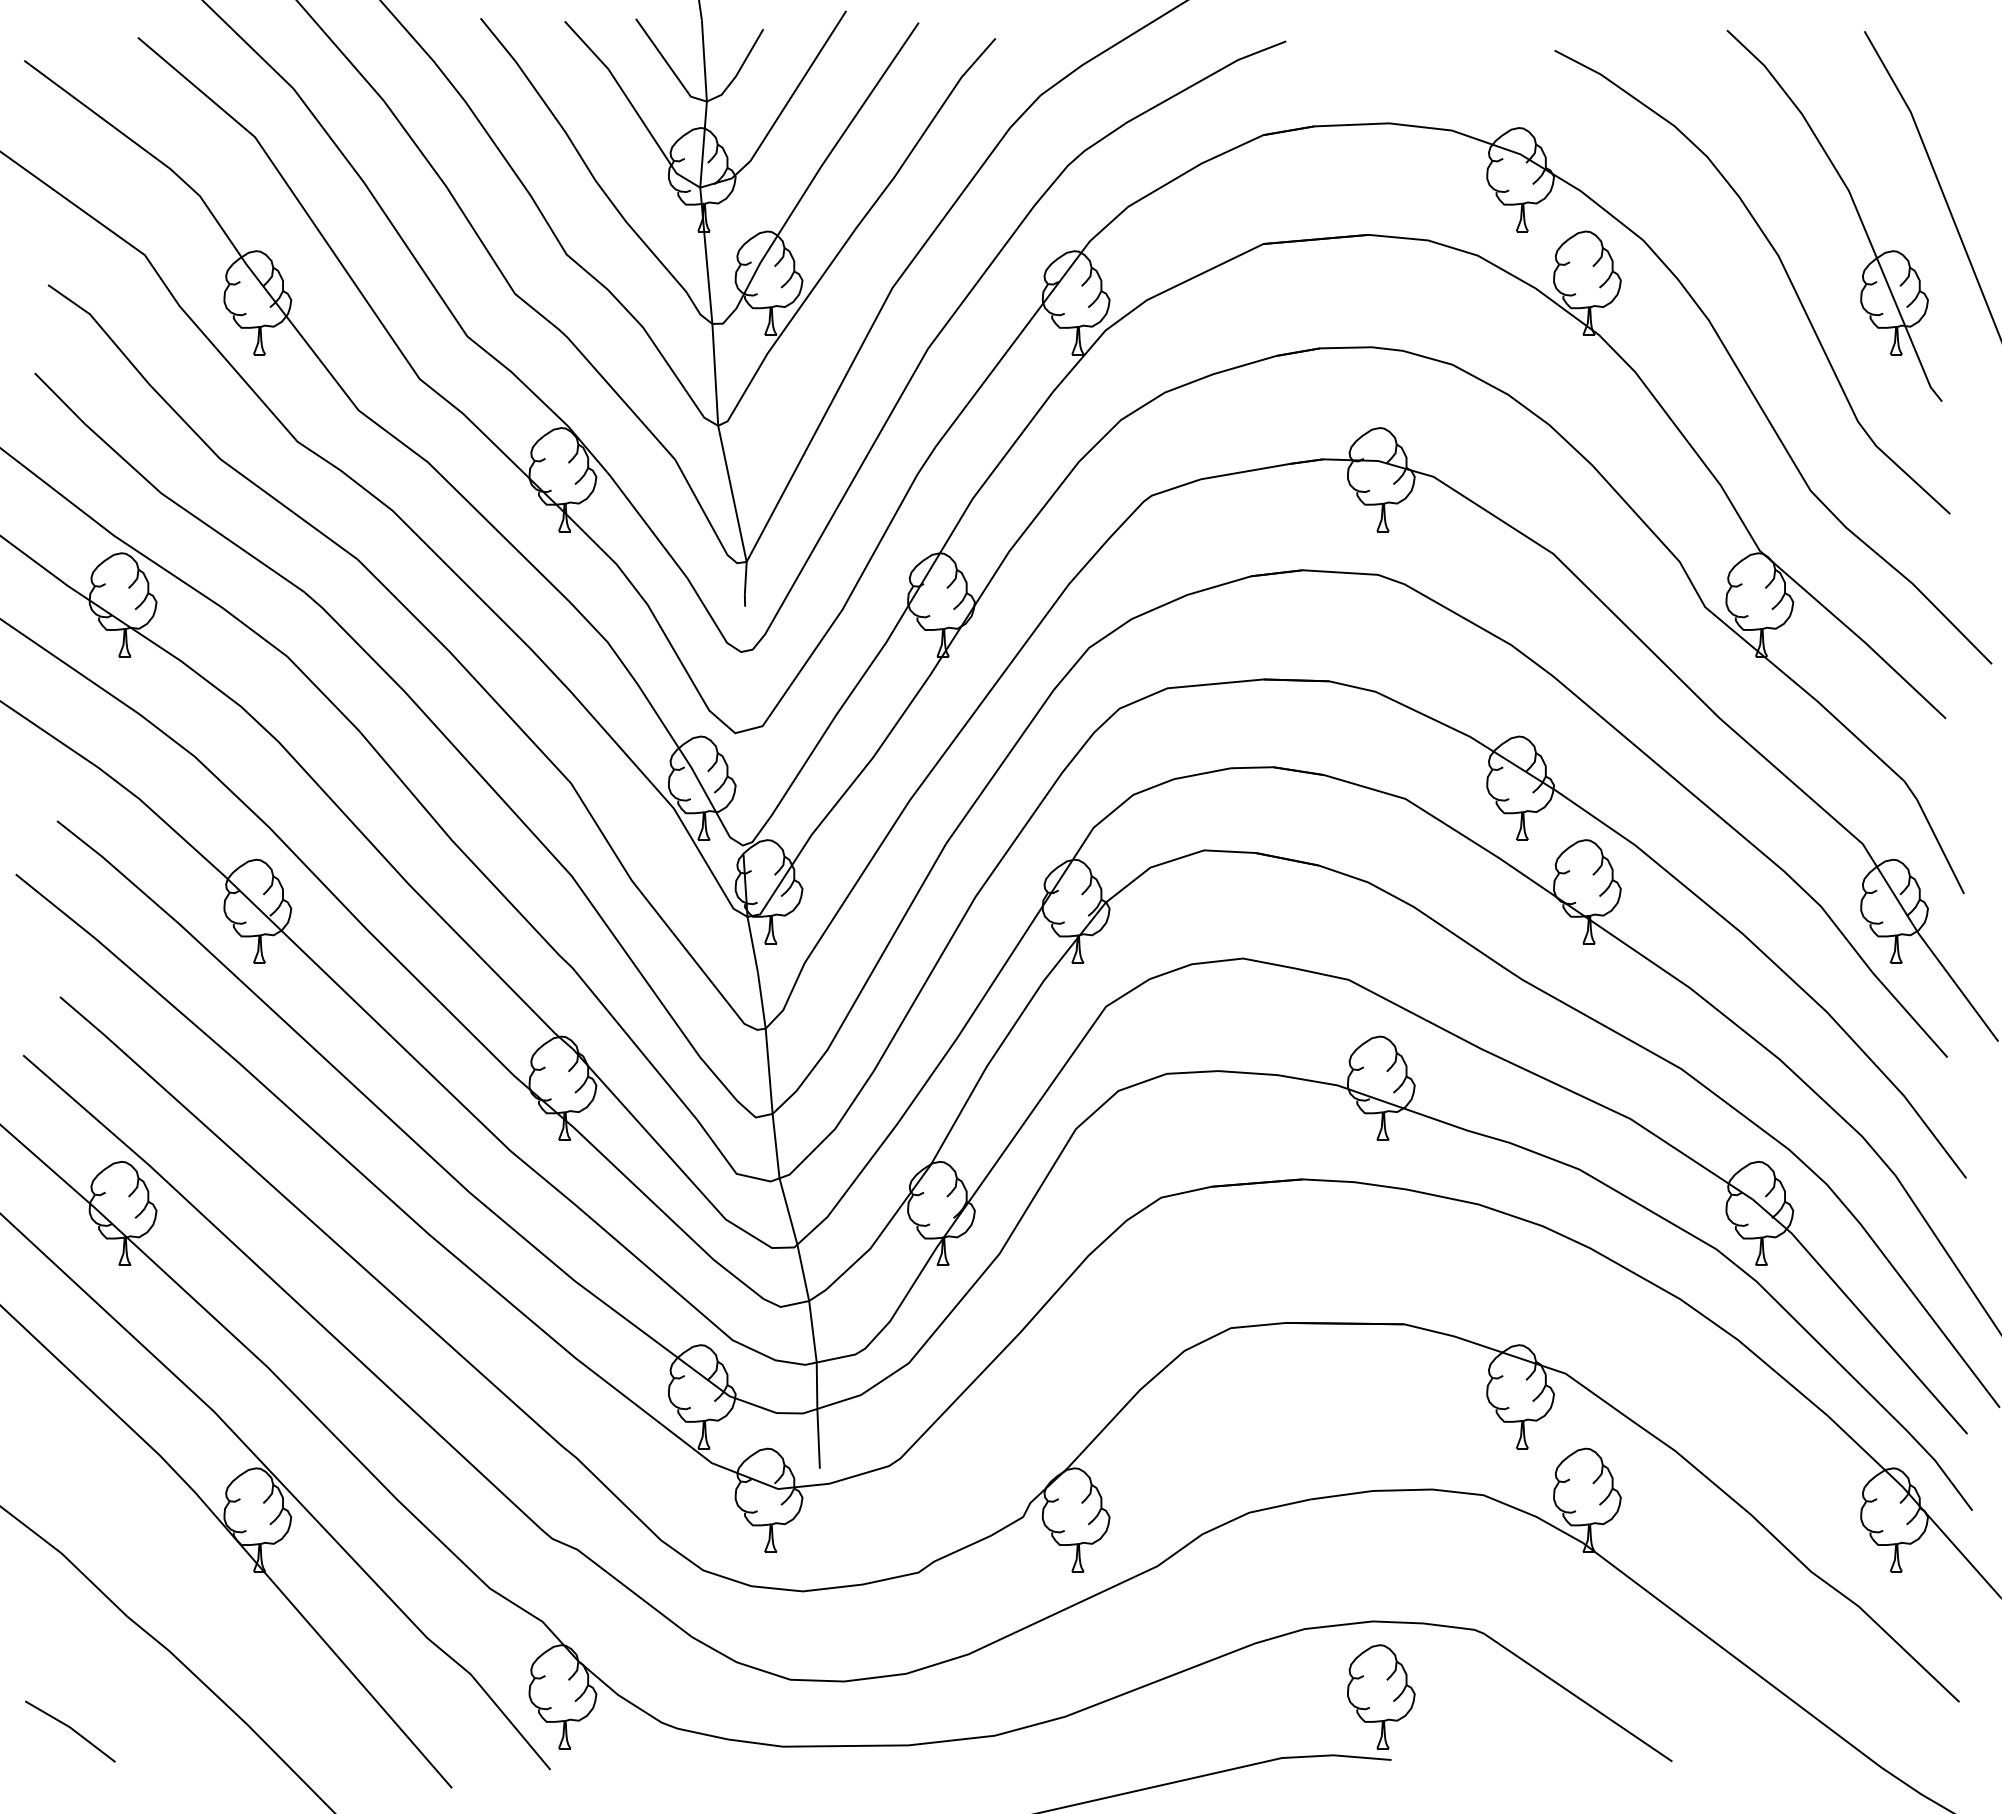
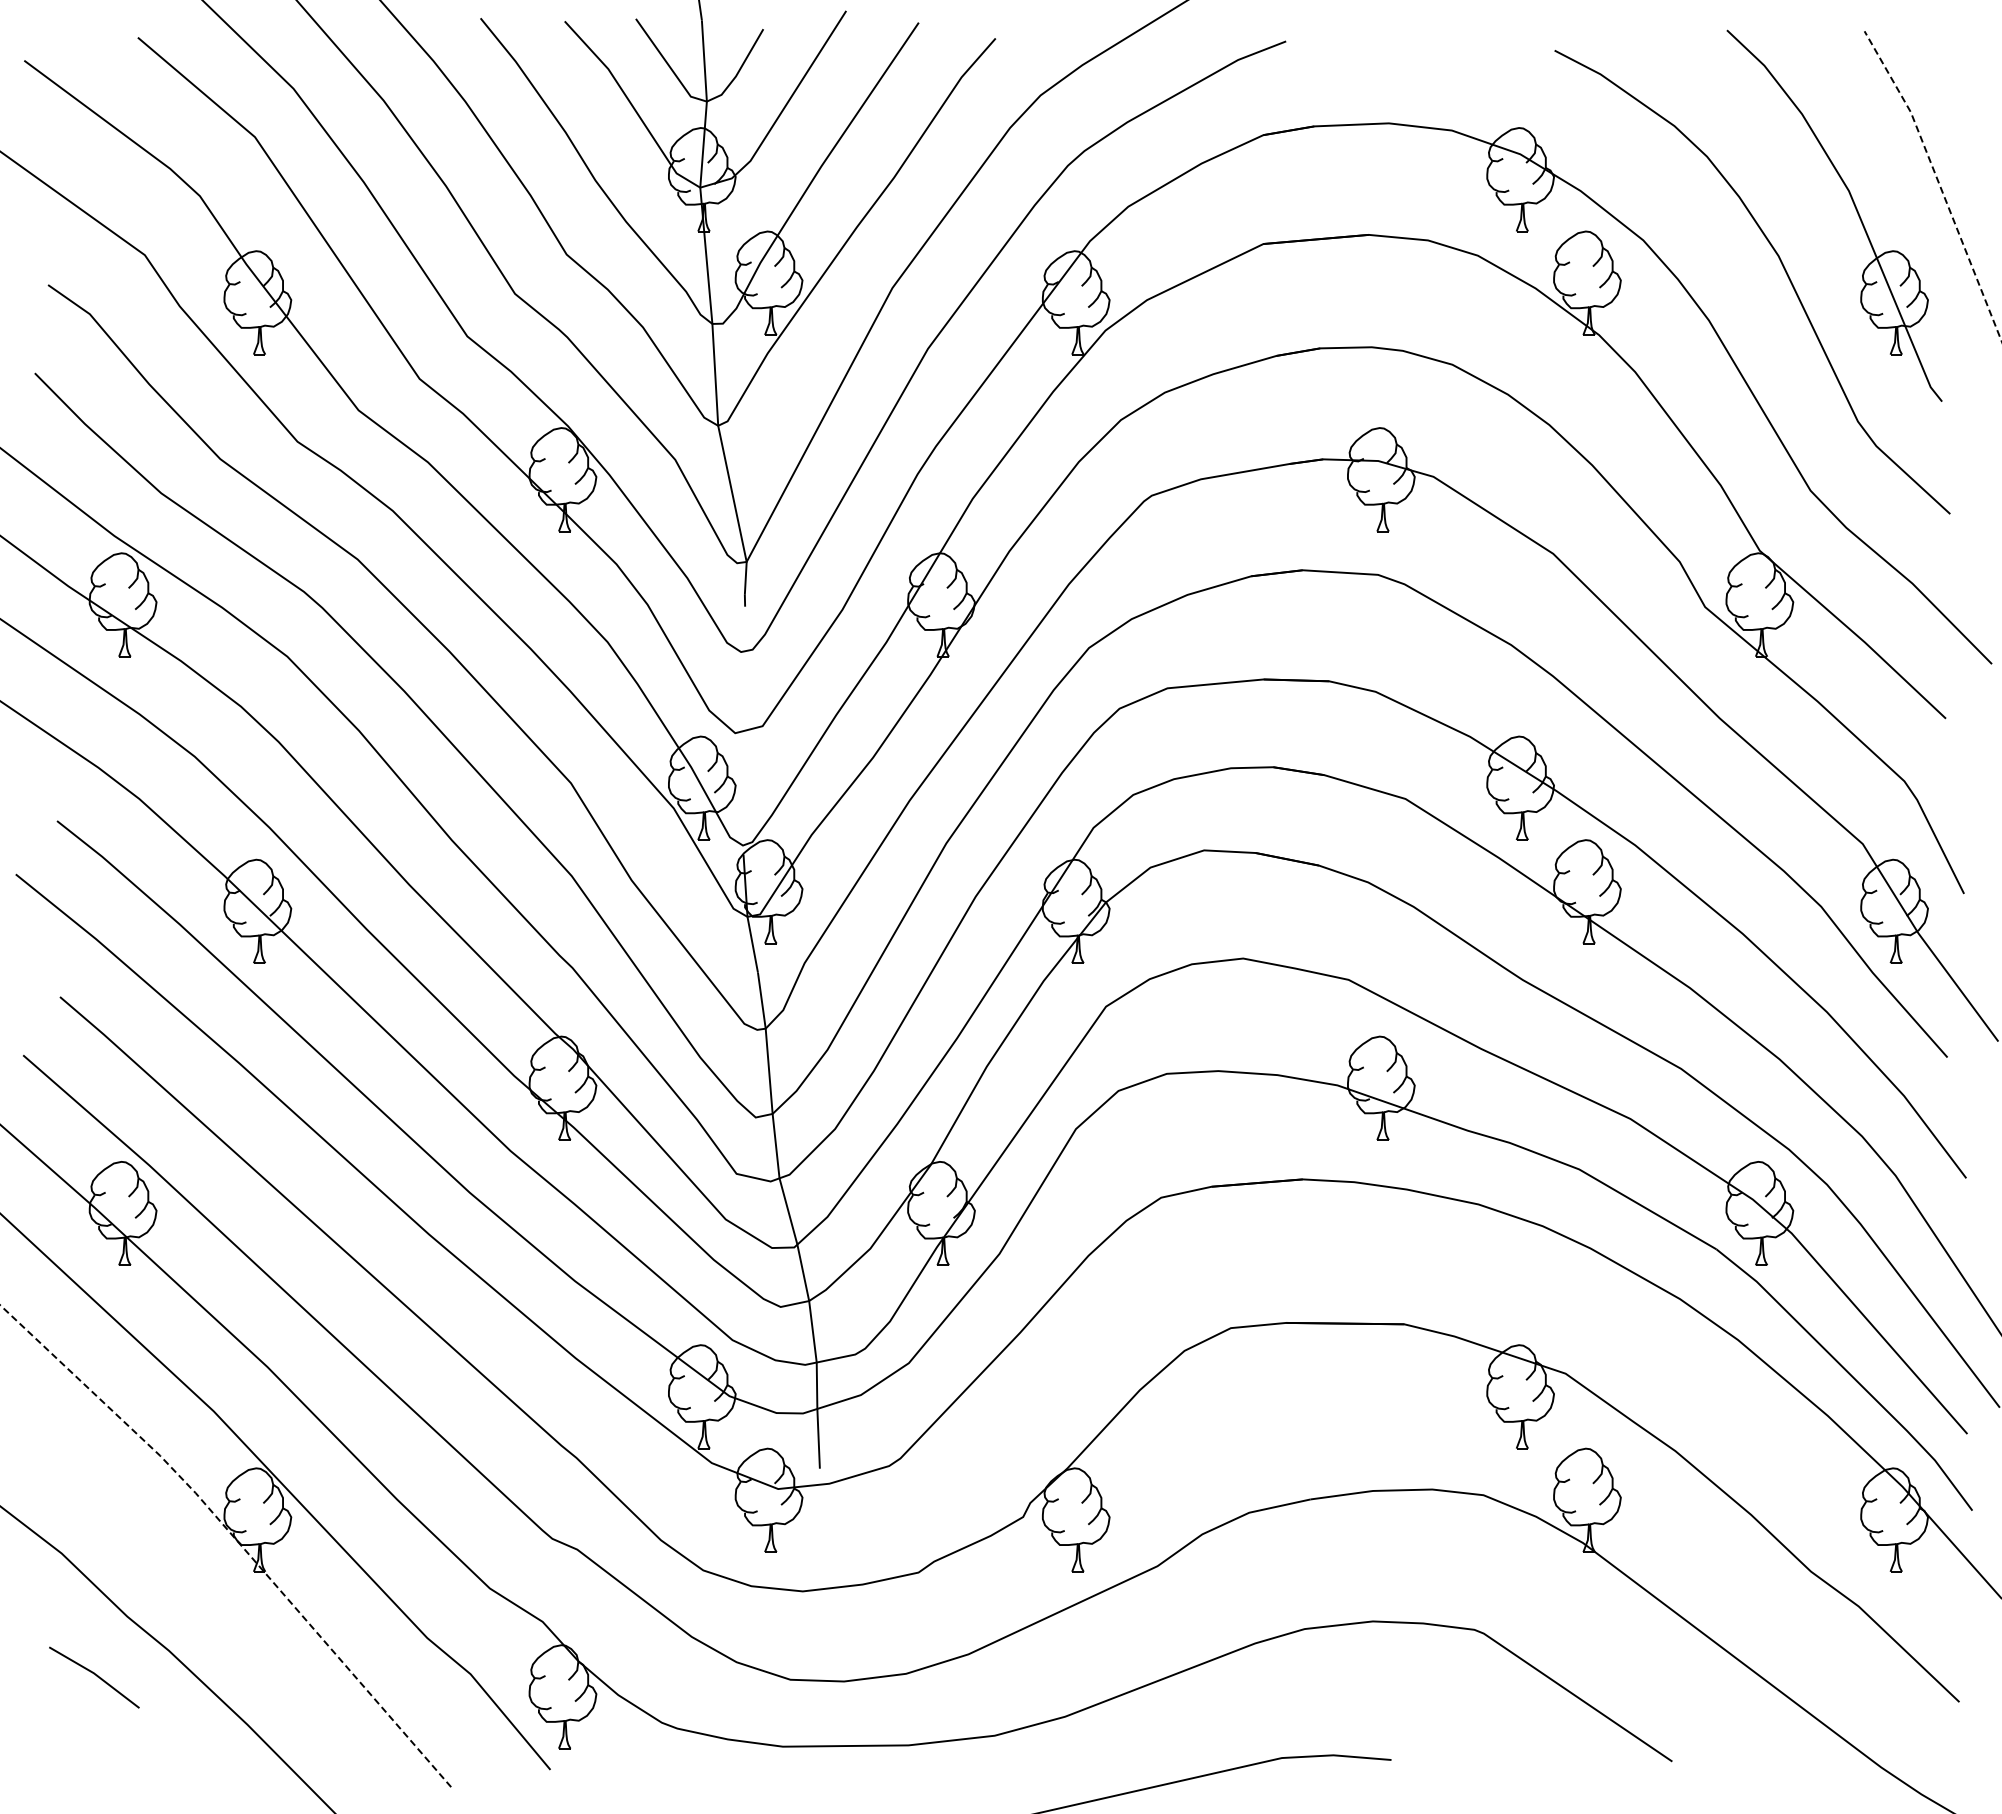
line: solid -> dashed (1938, 182)
line: solid -> dashed (234, 1538)
part: present -> none (1381, 1696)
line position: (71, 1729) -> (95, 1675) (95, 1675)
